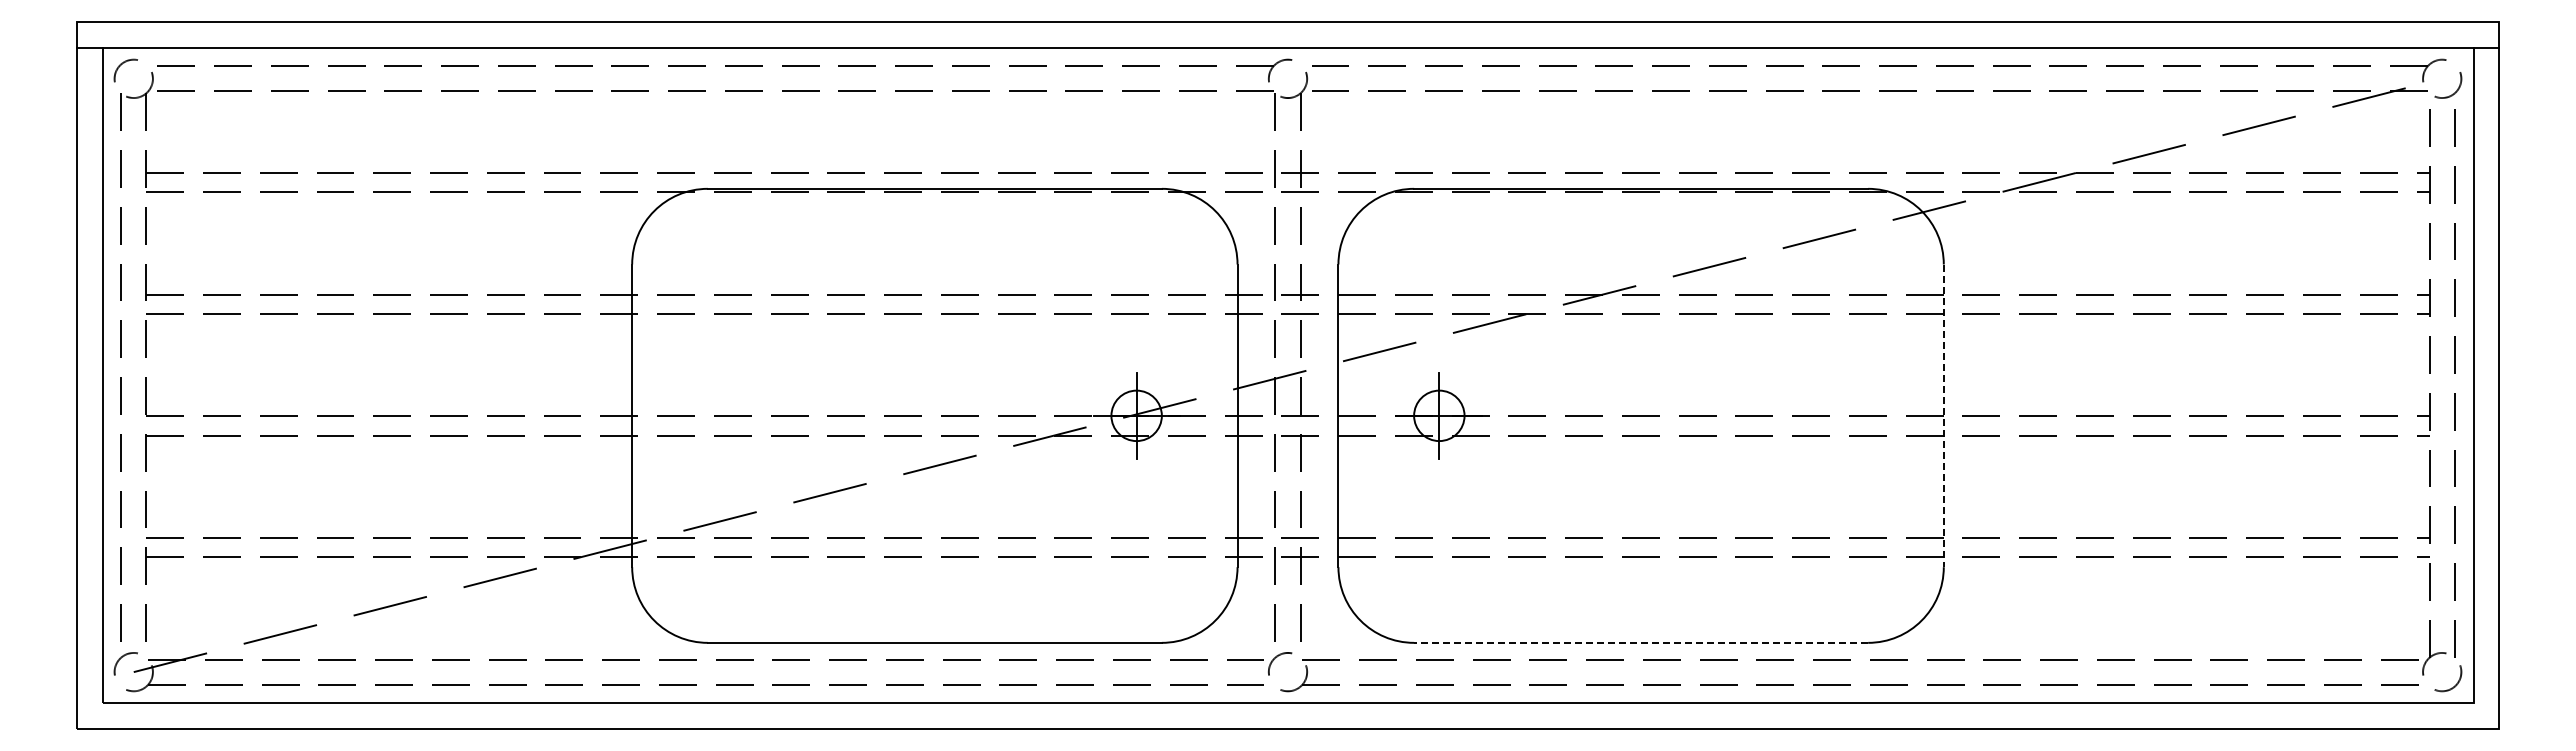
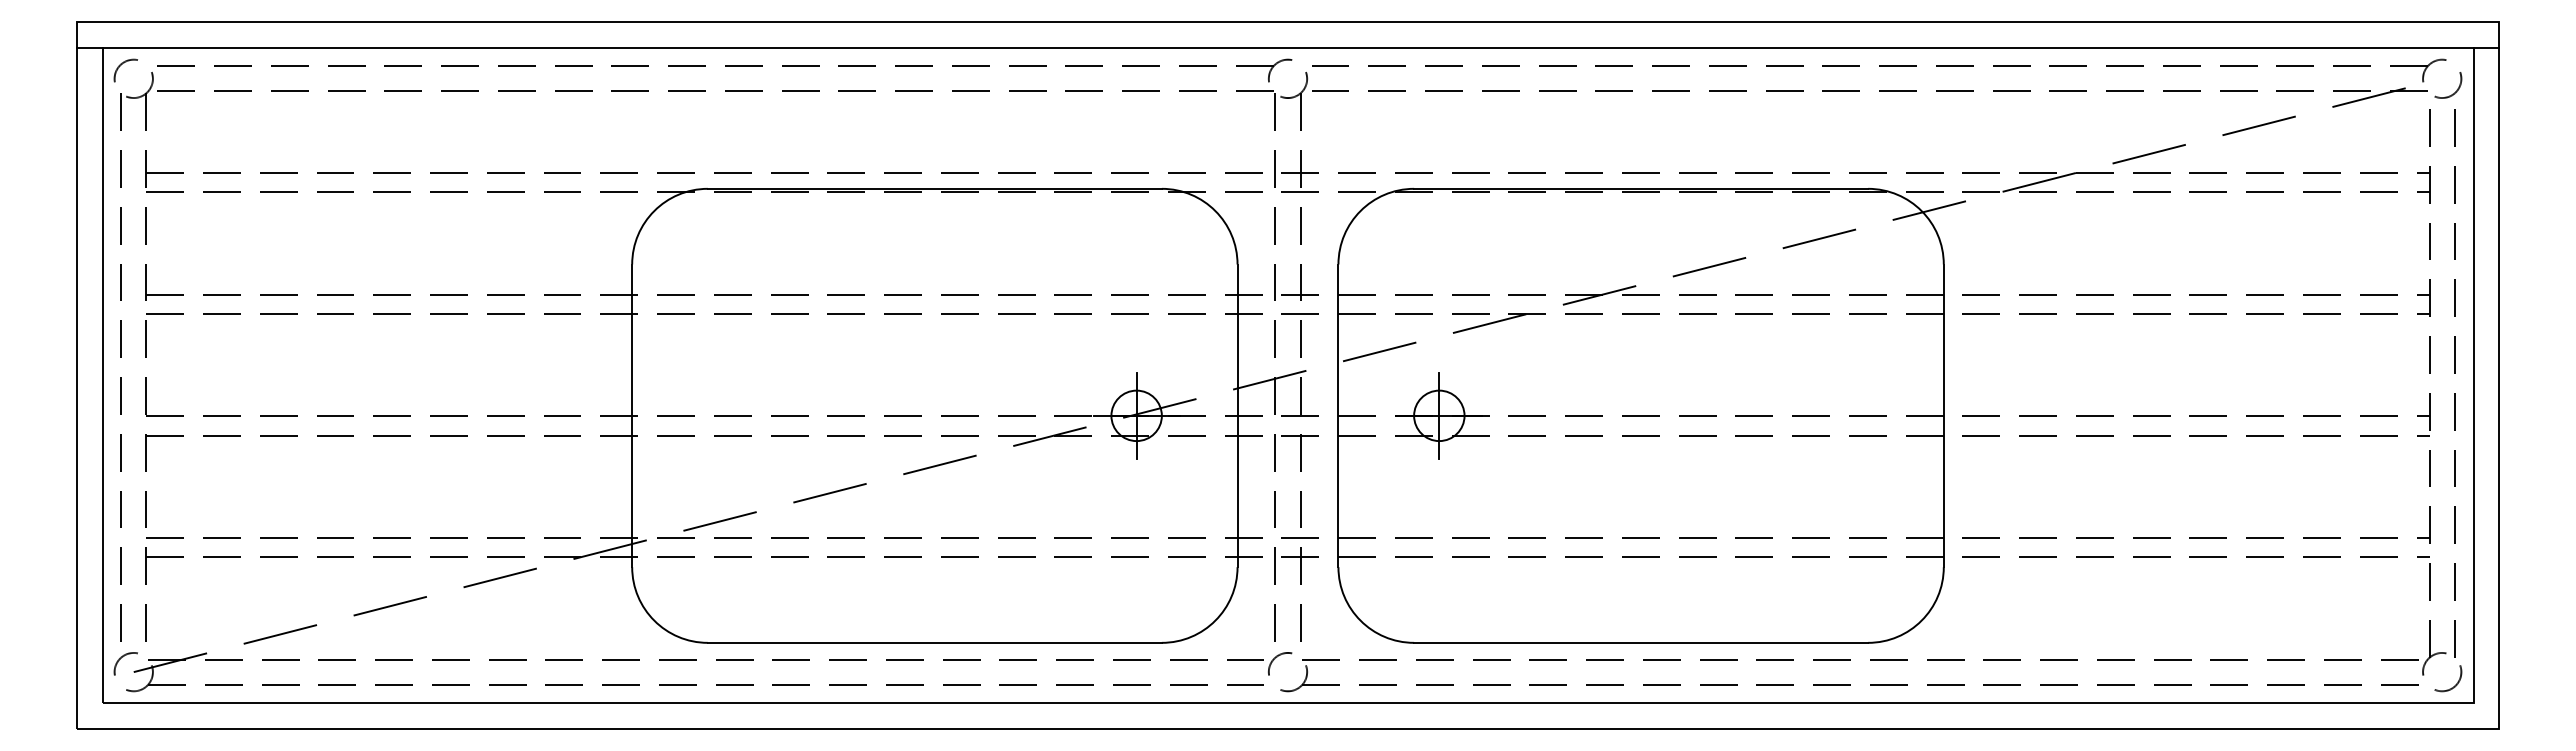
line: dashed -> solid (1943, 416)
line: dashed -> solid (1640, 642)
